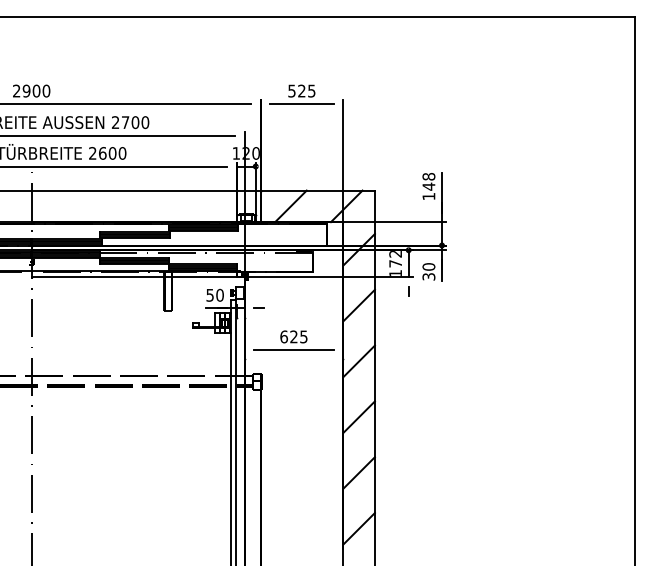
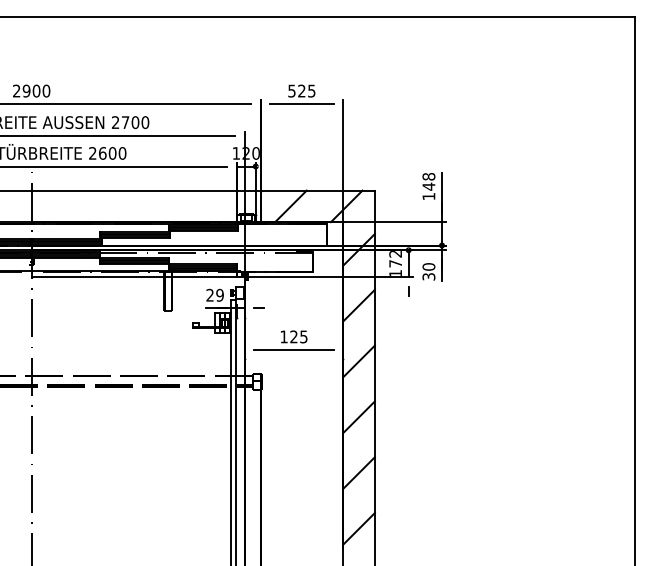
text: 50 -> 29 (214, 294)
text: 625 -> 125 (283, 336)
